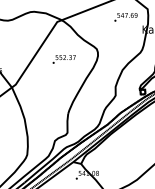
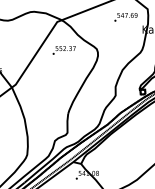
text position: (63, 59) -> (63, 50) (63, 50)
